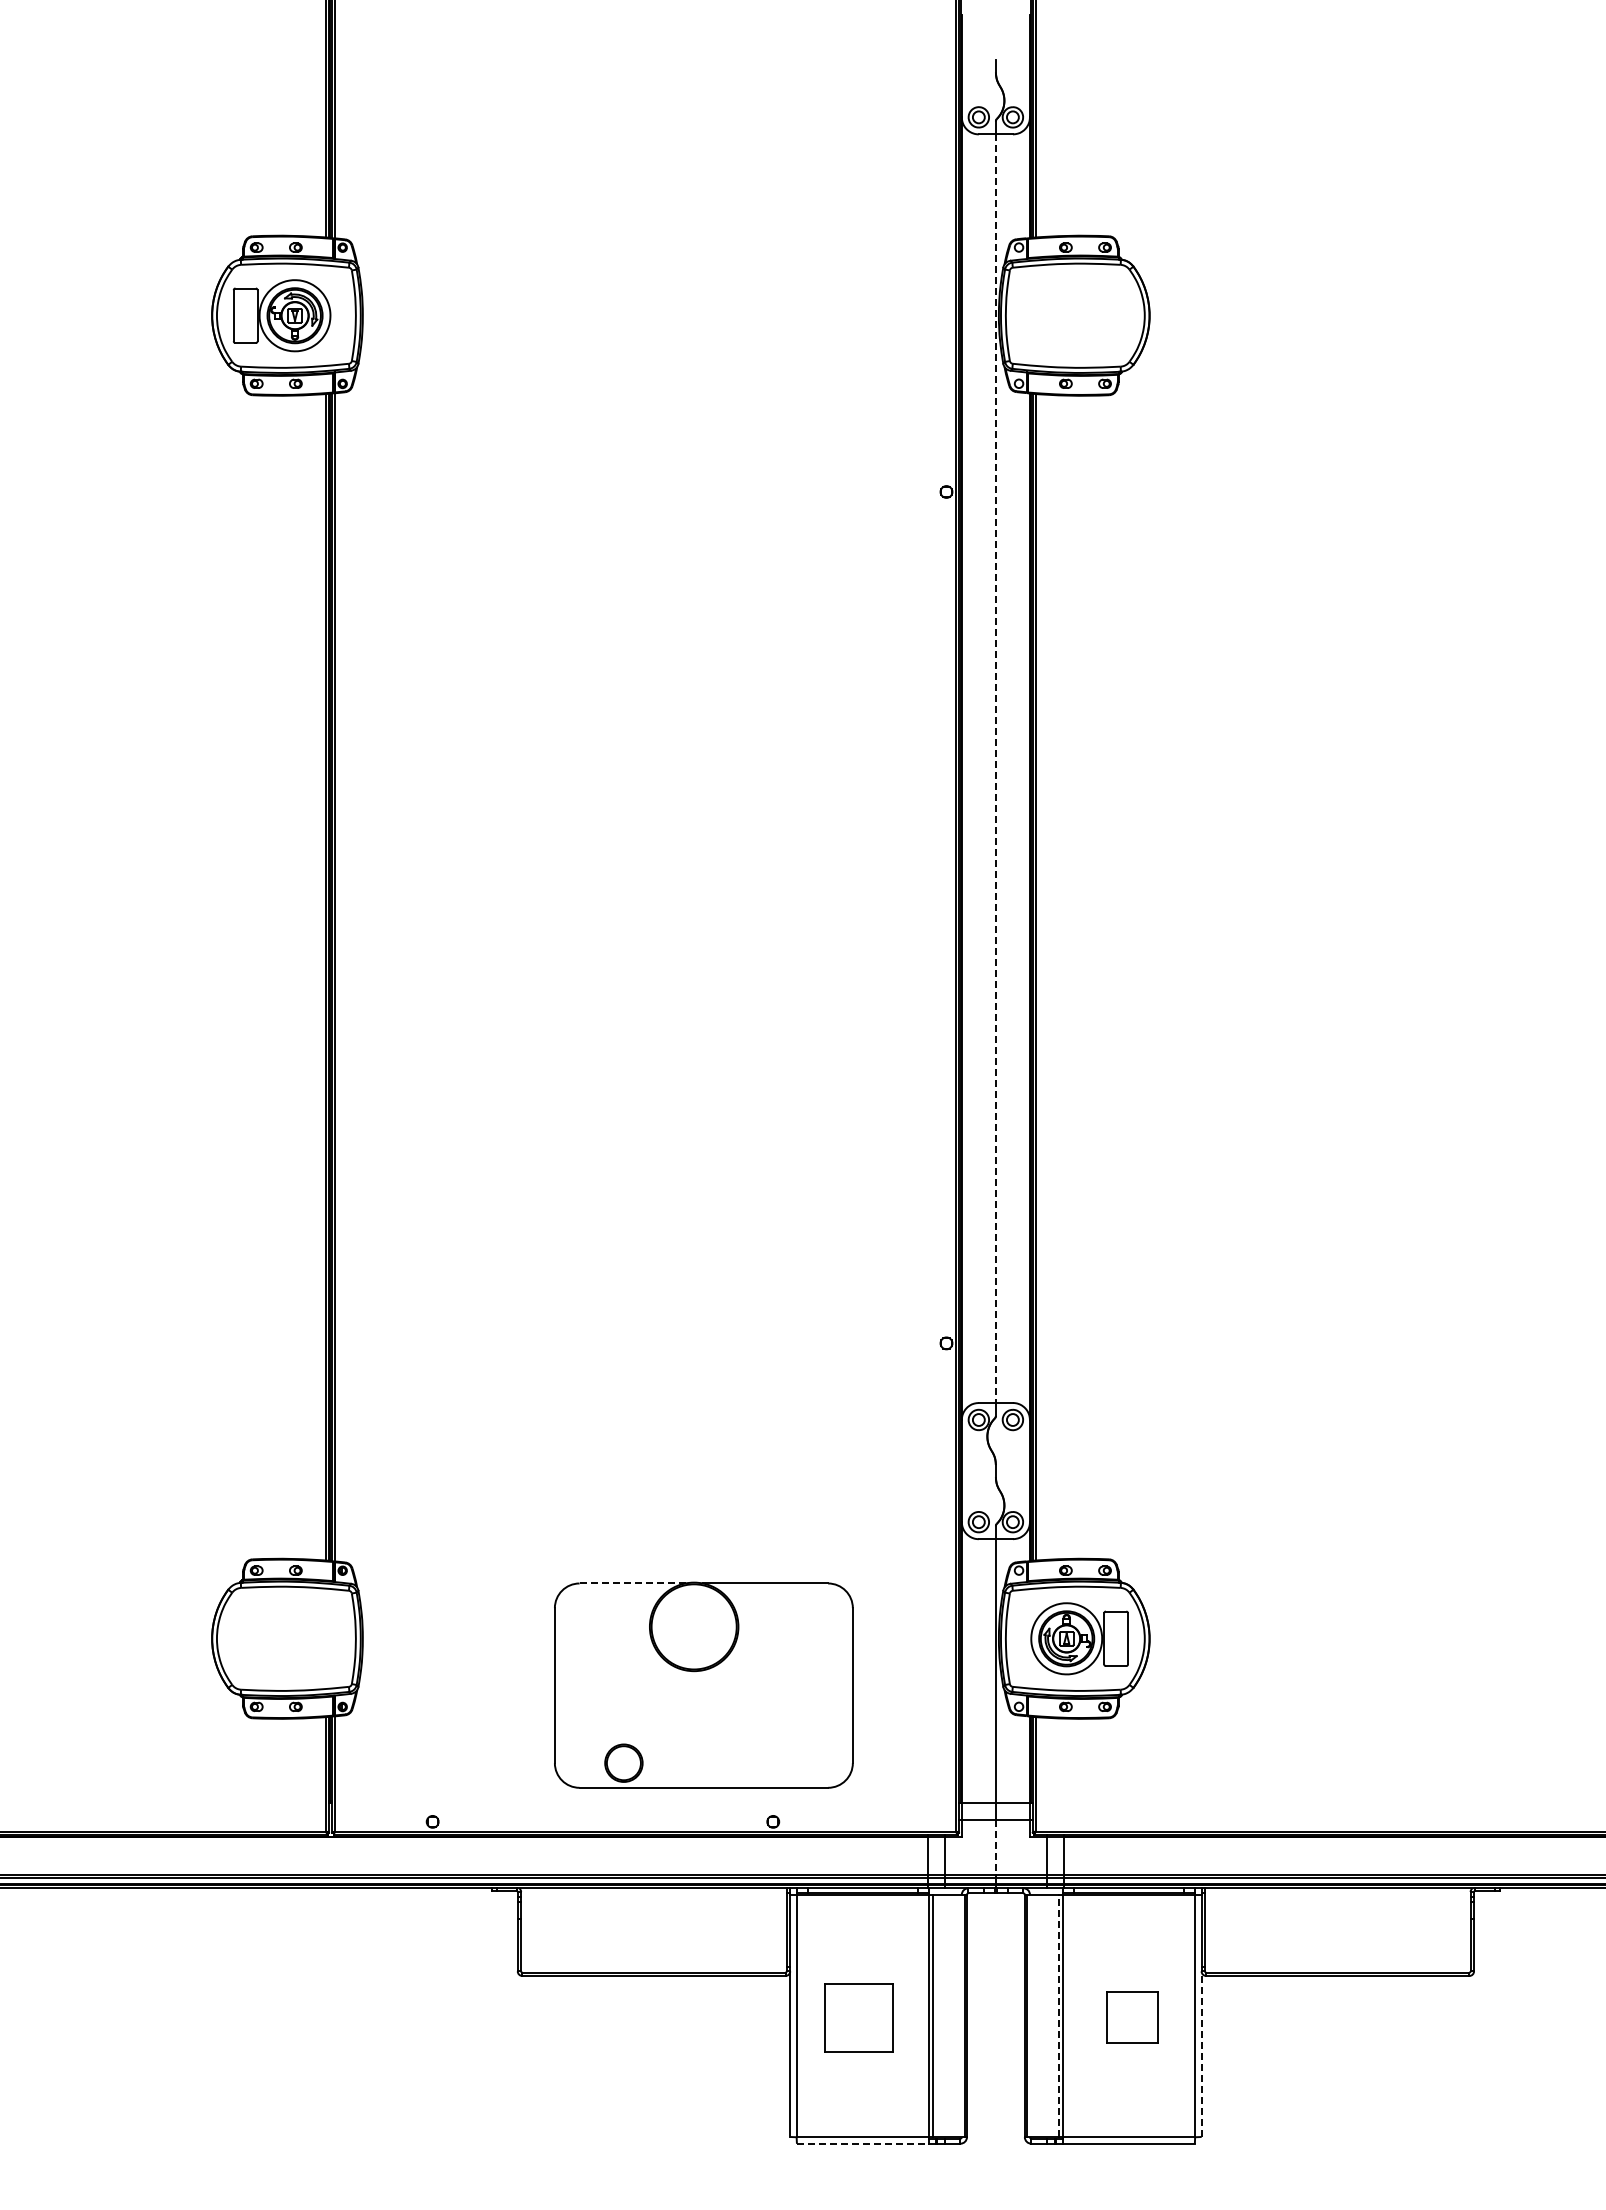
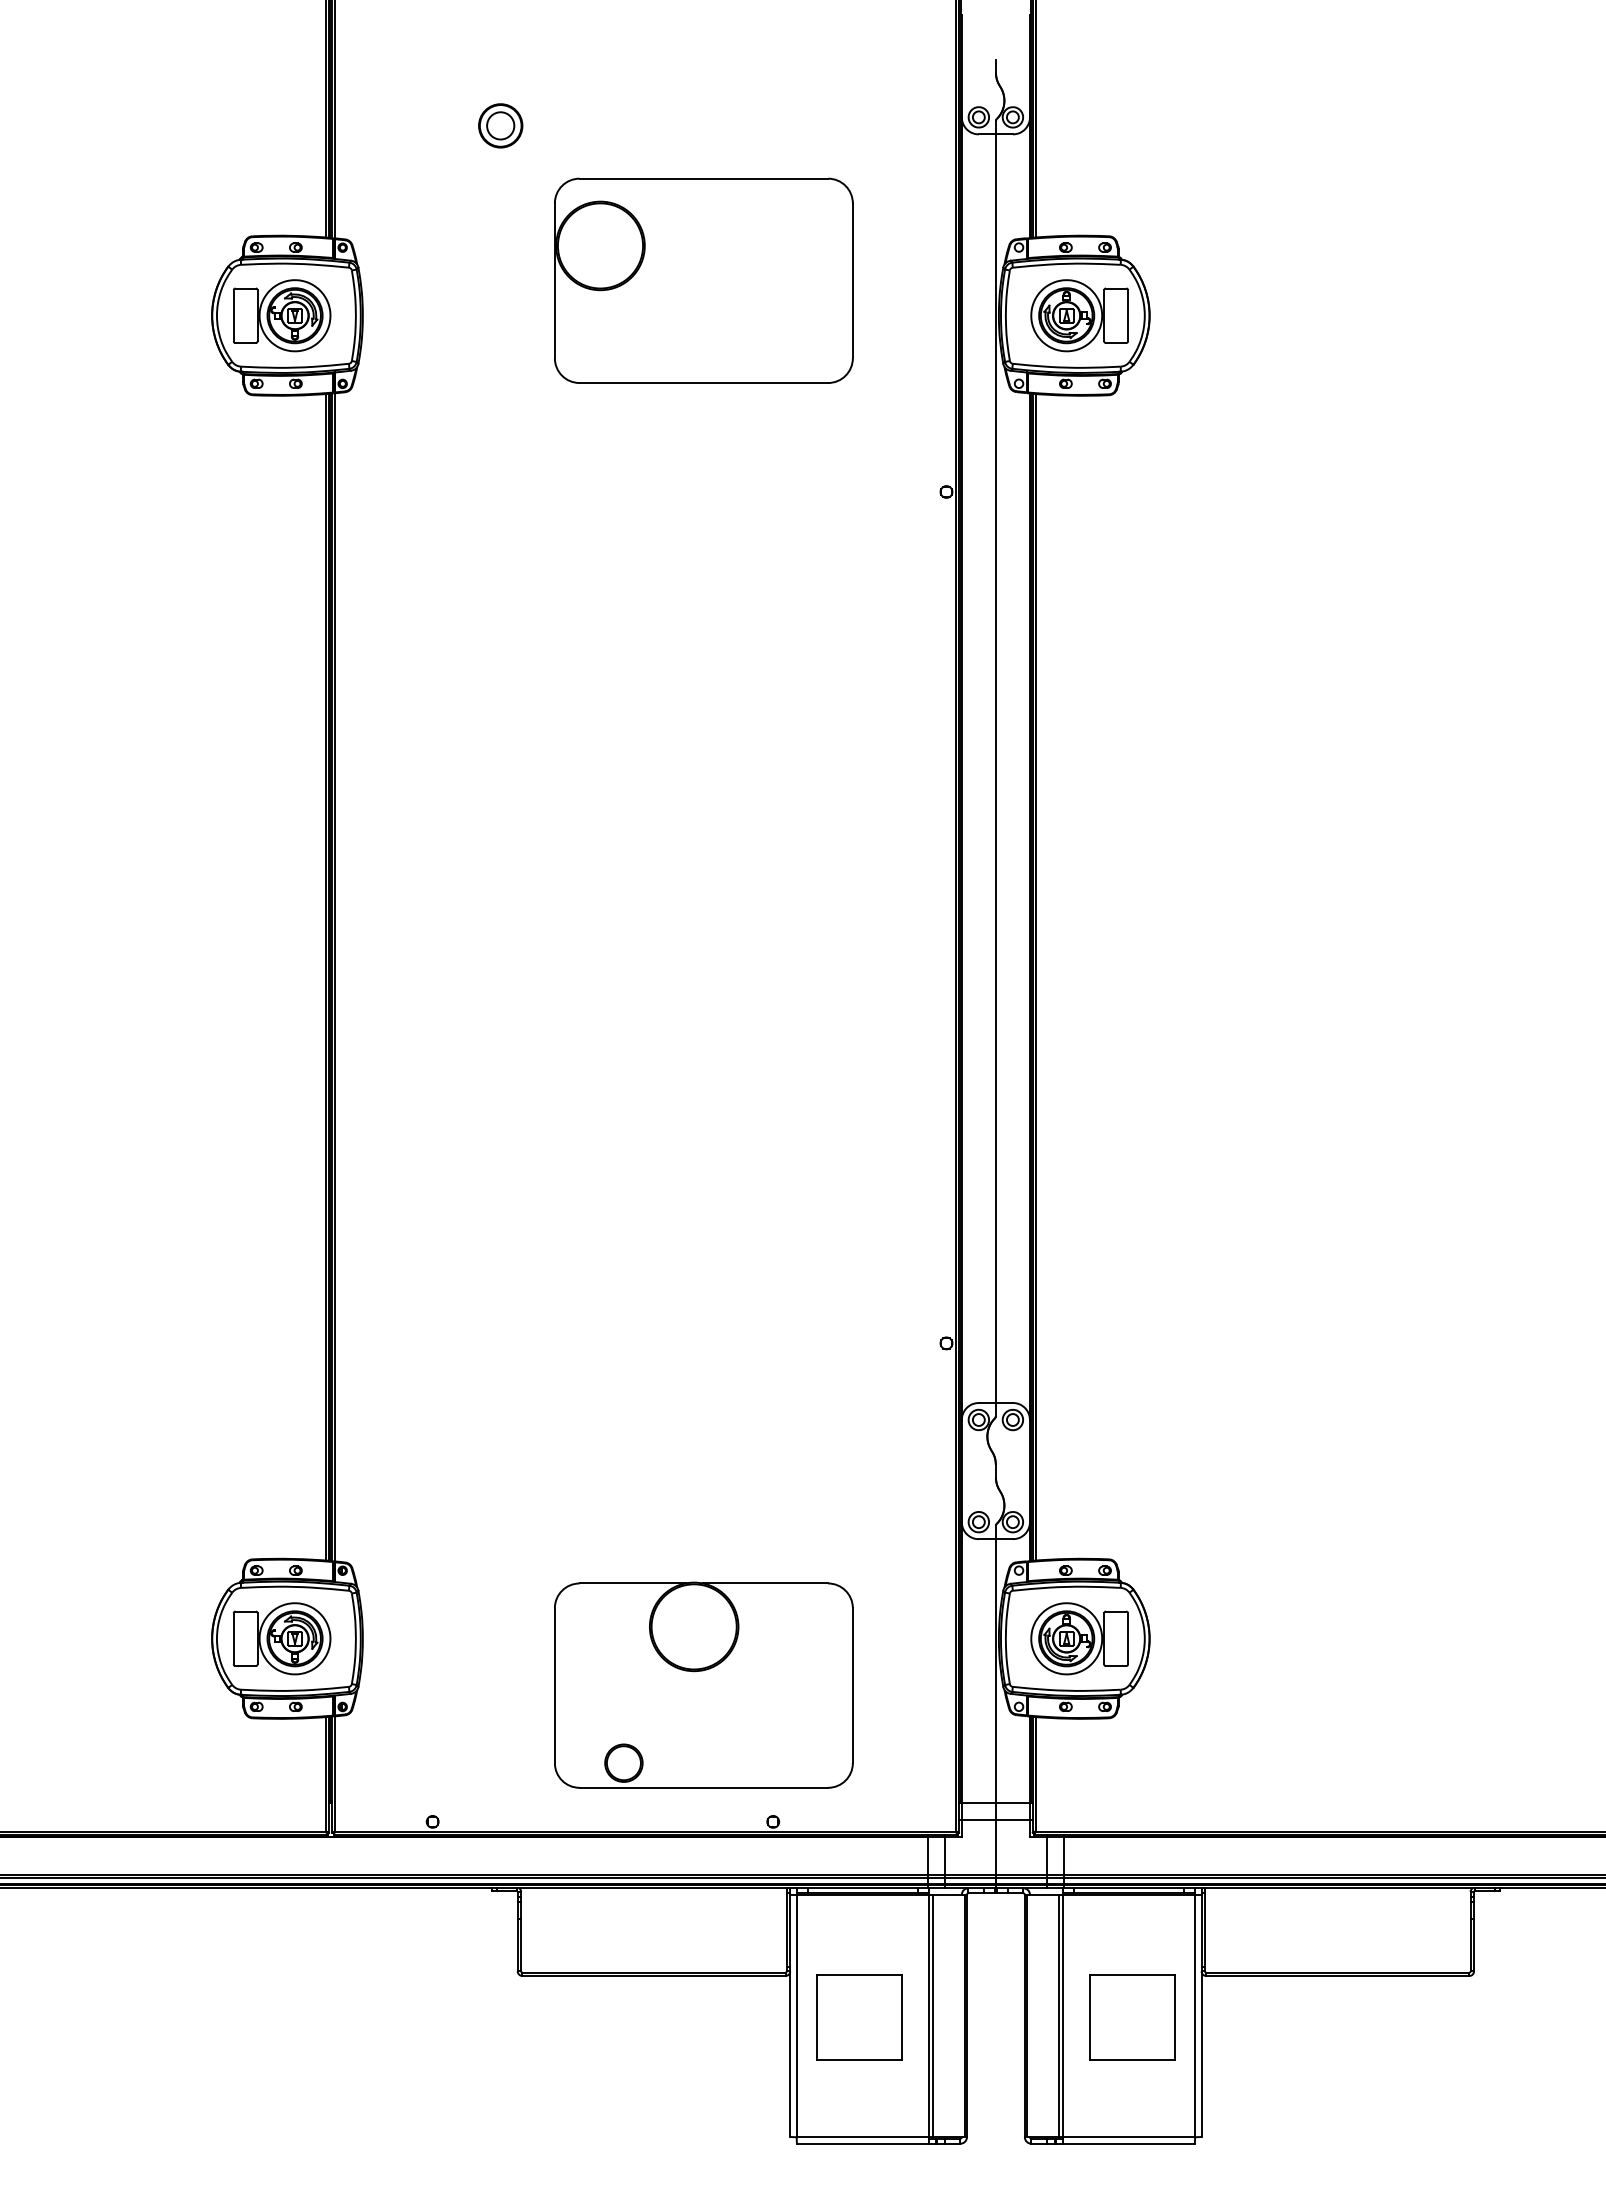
part: none -> present (500, 125)
part: none -> present (703, 280)
part: none -> present (1079, 315)
line: dashed -> solid (995, 769)
line: dashed -> solid (632, 1583)
part: none -> present (281, 1638)
line: dashed -> solid (995, 1848)
line: dashed -> solid (1058, 2015)
part size: 70x70 px -> 87x87 px (859, 2017)
part size: 53x53 px -> 87x87 px (1132, 2017)
line: dashed -> solid (1201, 2054)
line: dashed -> solid (862, 2143)
